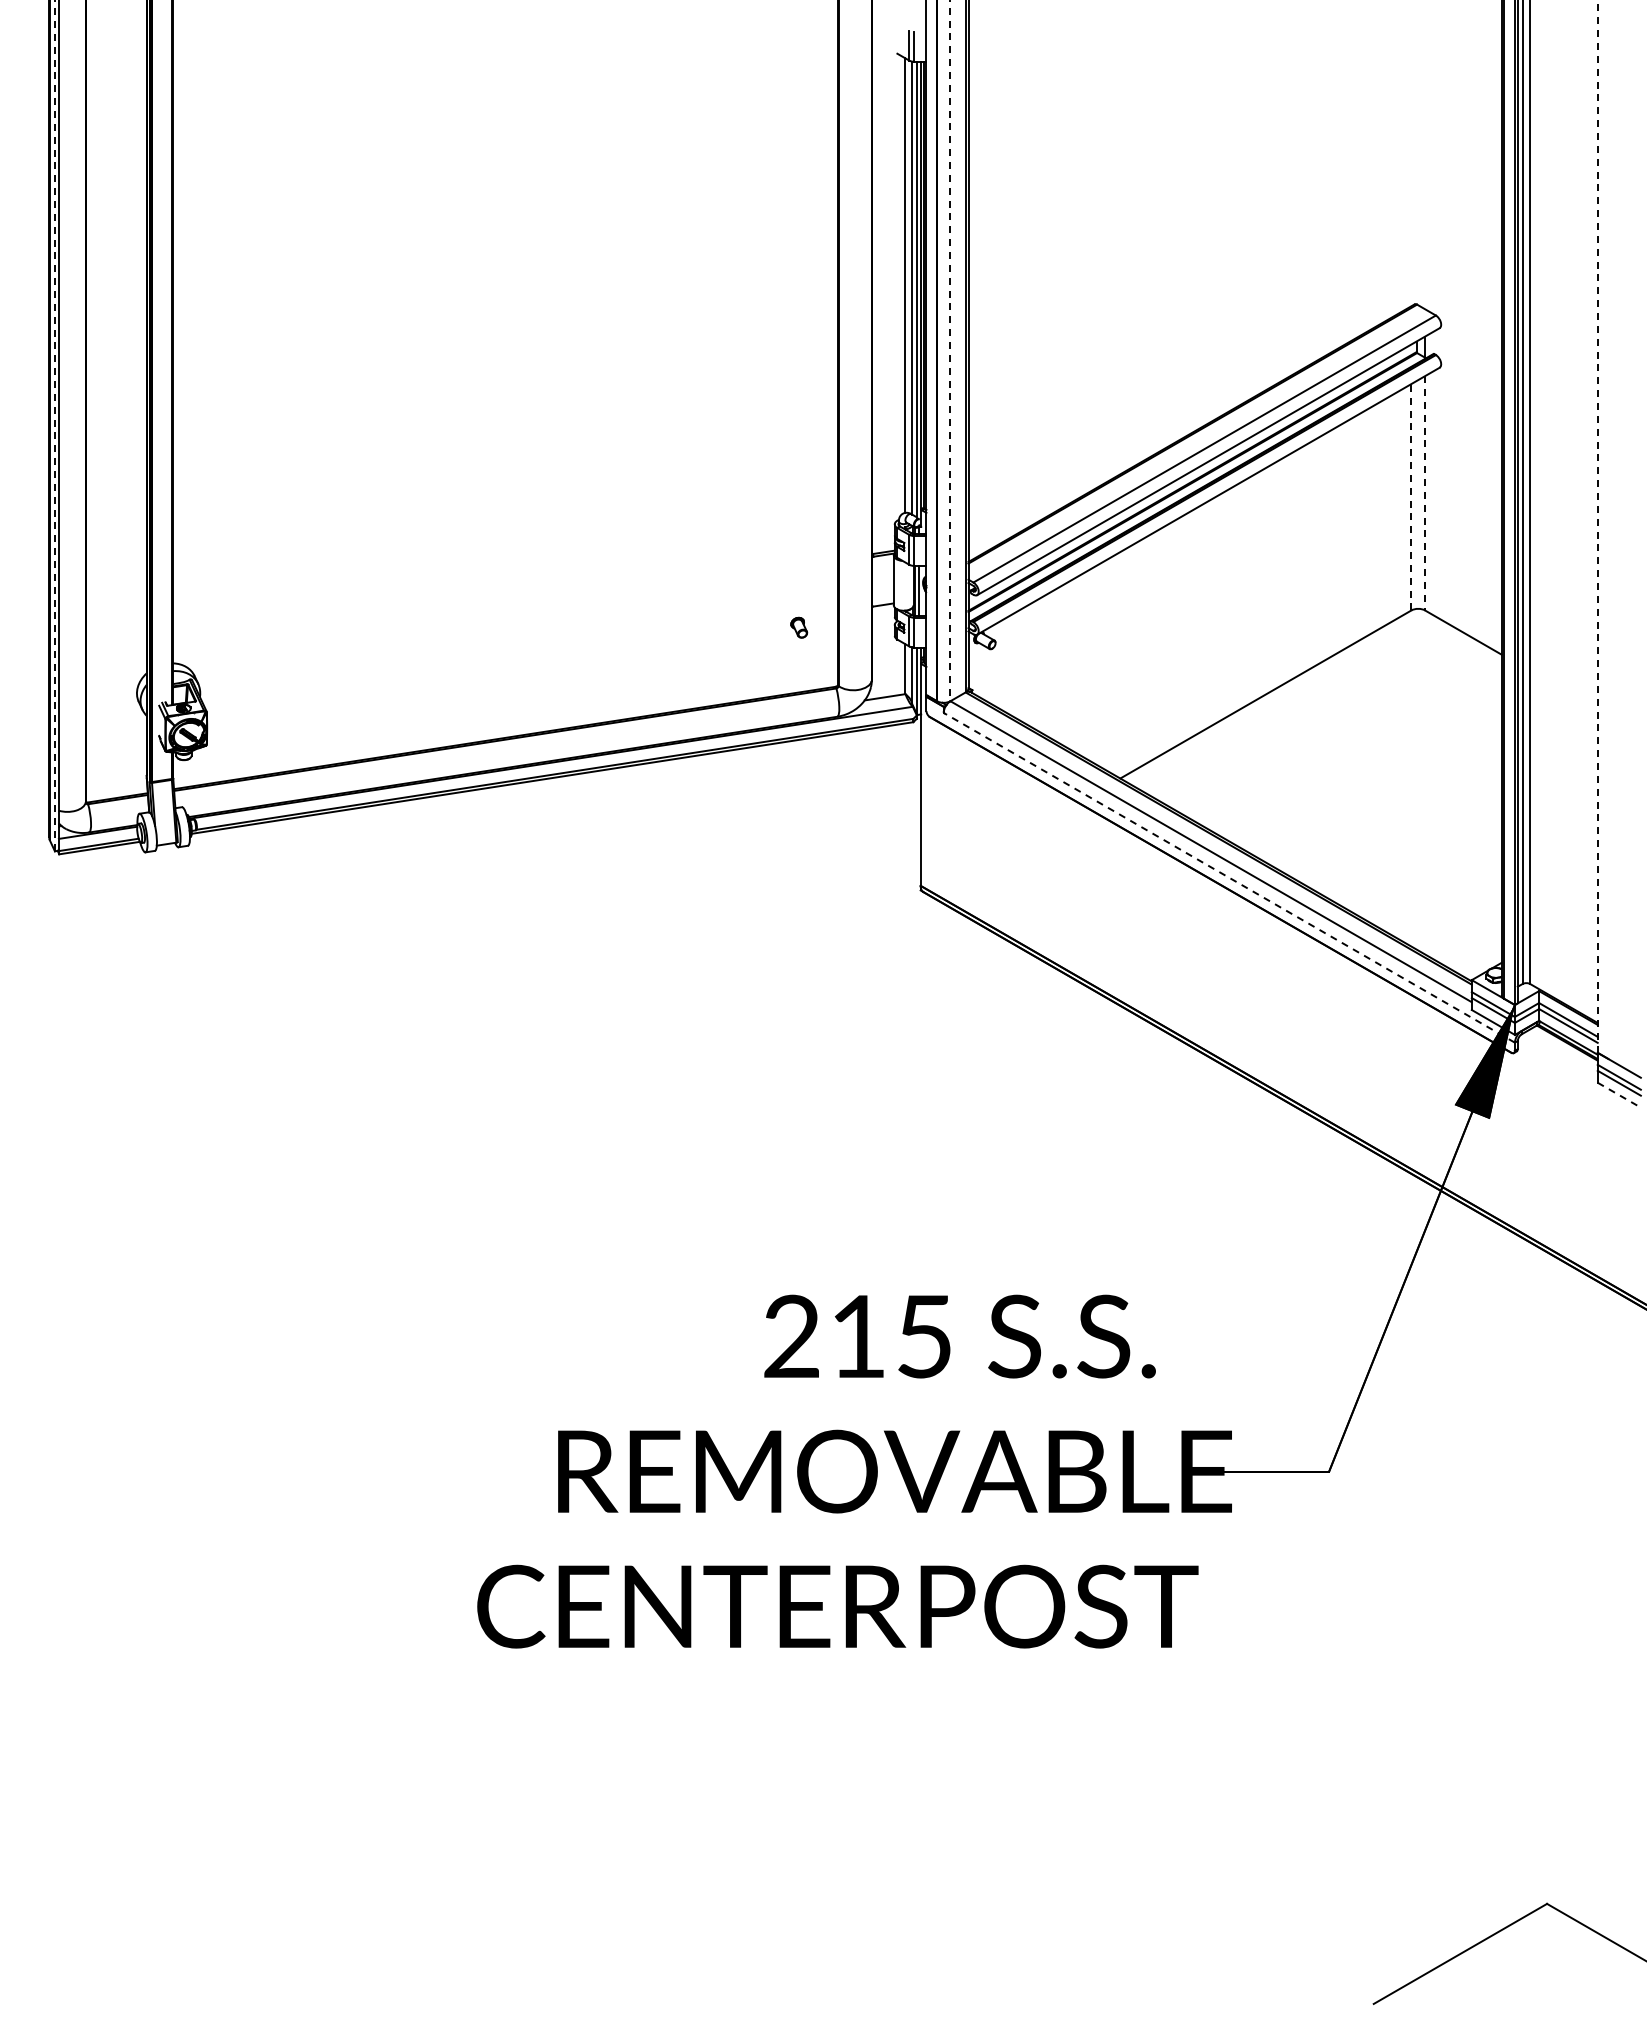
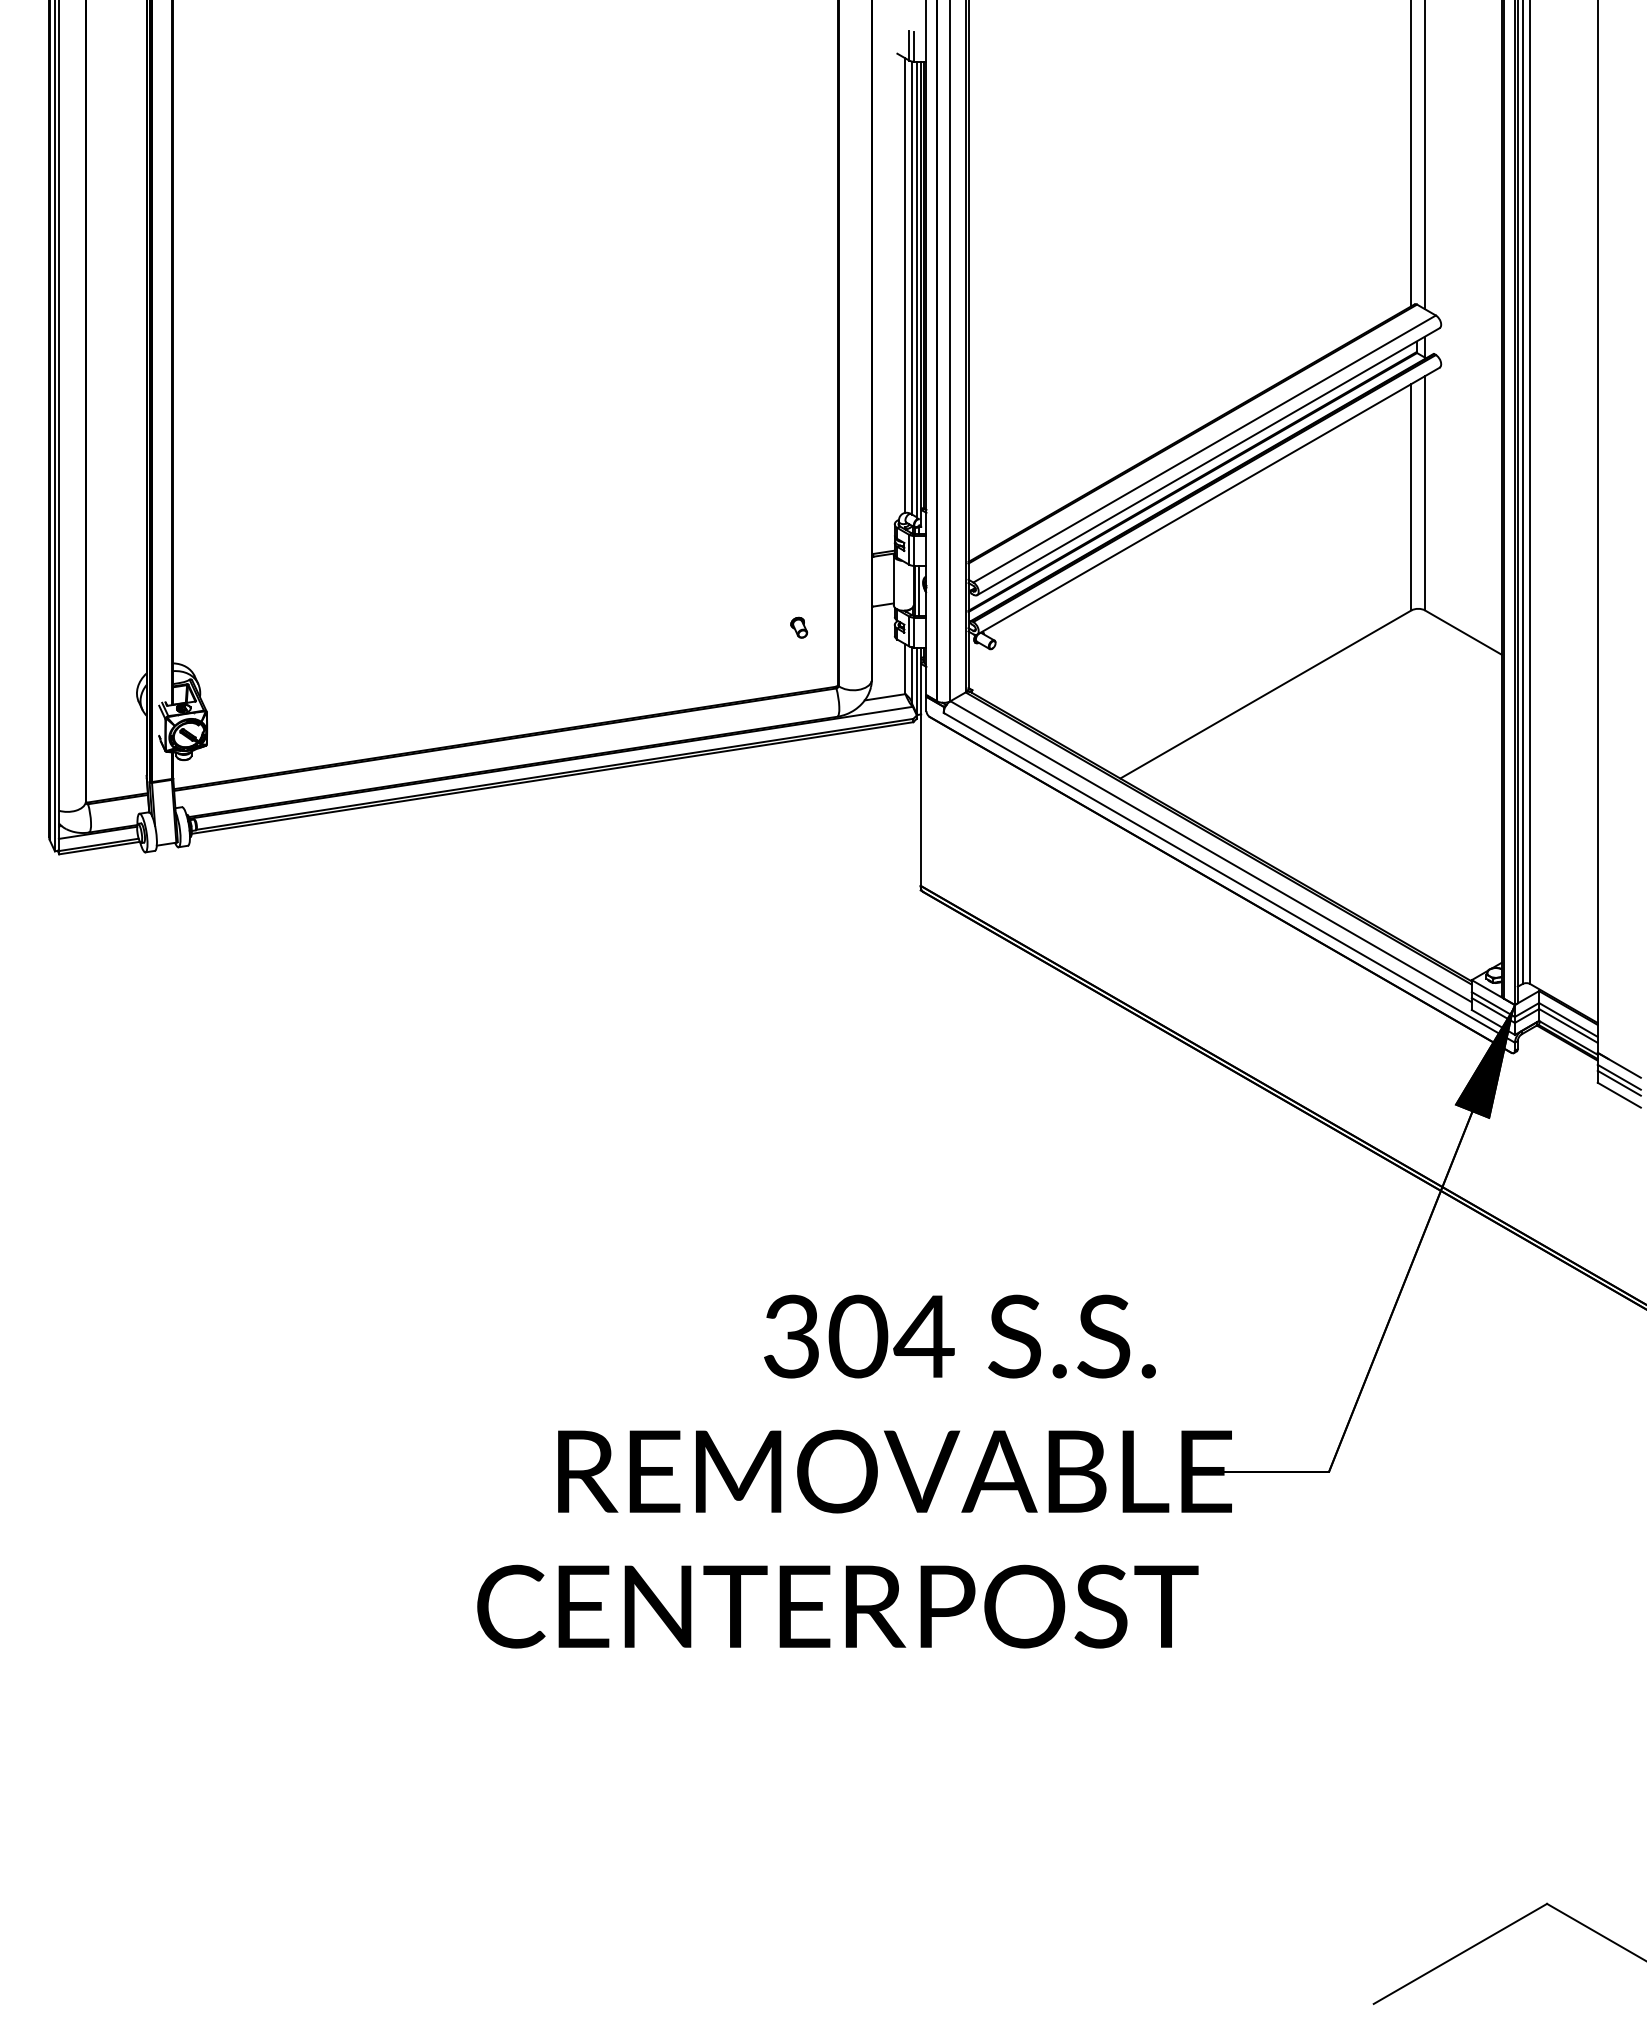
line: none -> present (1411, 154)
line: none -> present (1425, 155)
line: dashed -> solid (950, 351)
line: dashed -> solid (54, 426)
line: dashed -> solid (1425, 493)
line: dashed -> solid (1411, 496)
line: dashed -> solid (1597, 526)
line: dashed -> solid (1229, 877)
line: dashed -> solid (1619, 1095)
text: 215 -> 304 (859, 1336)
